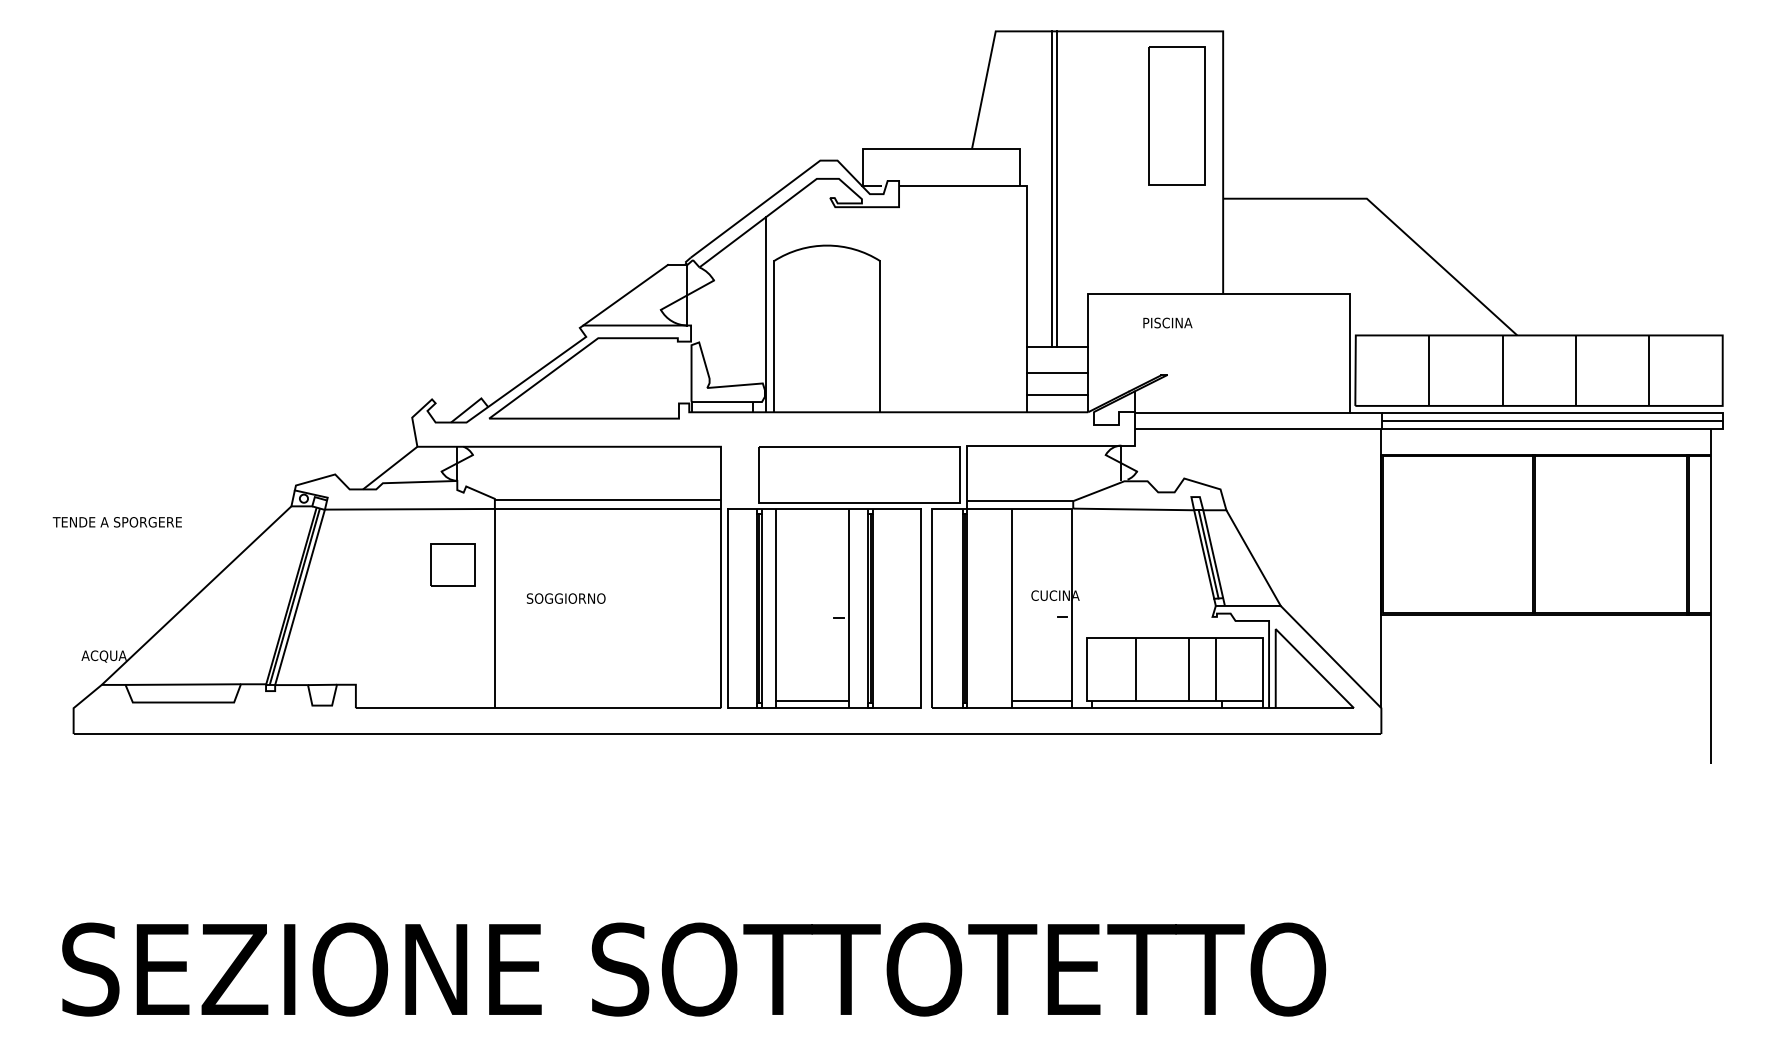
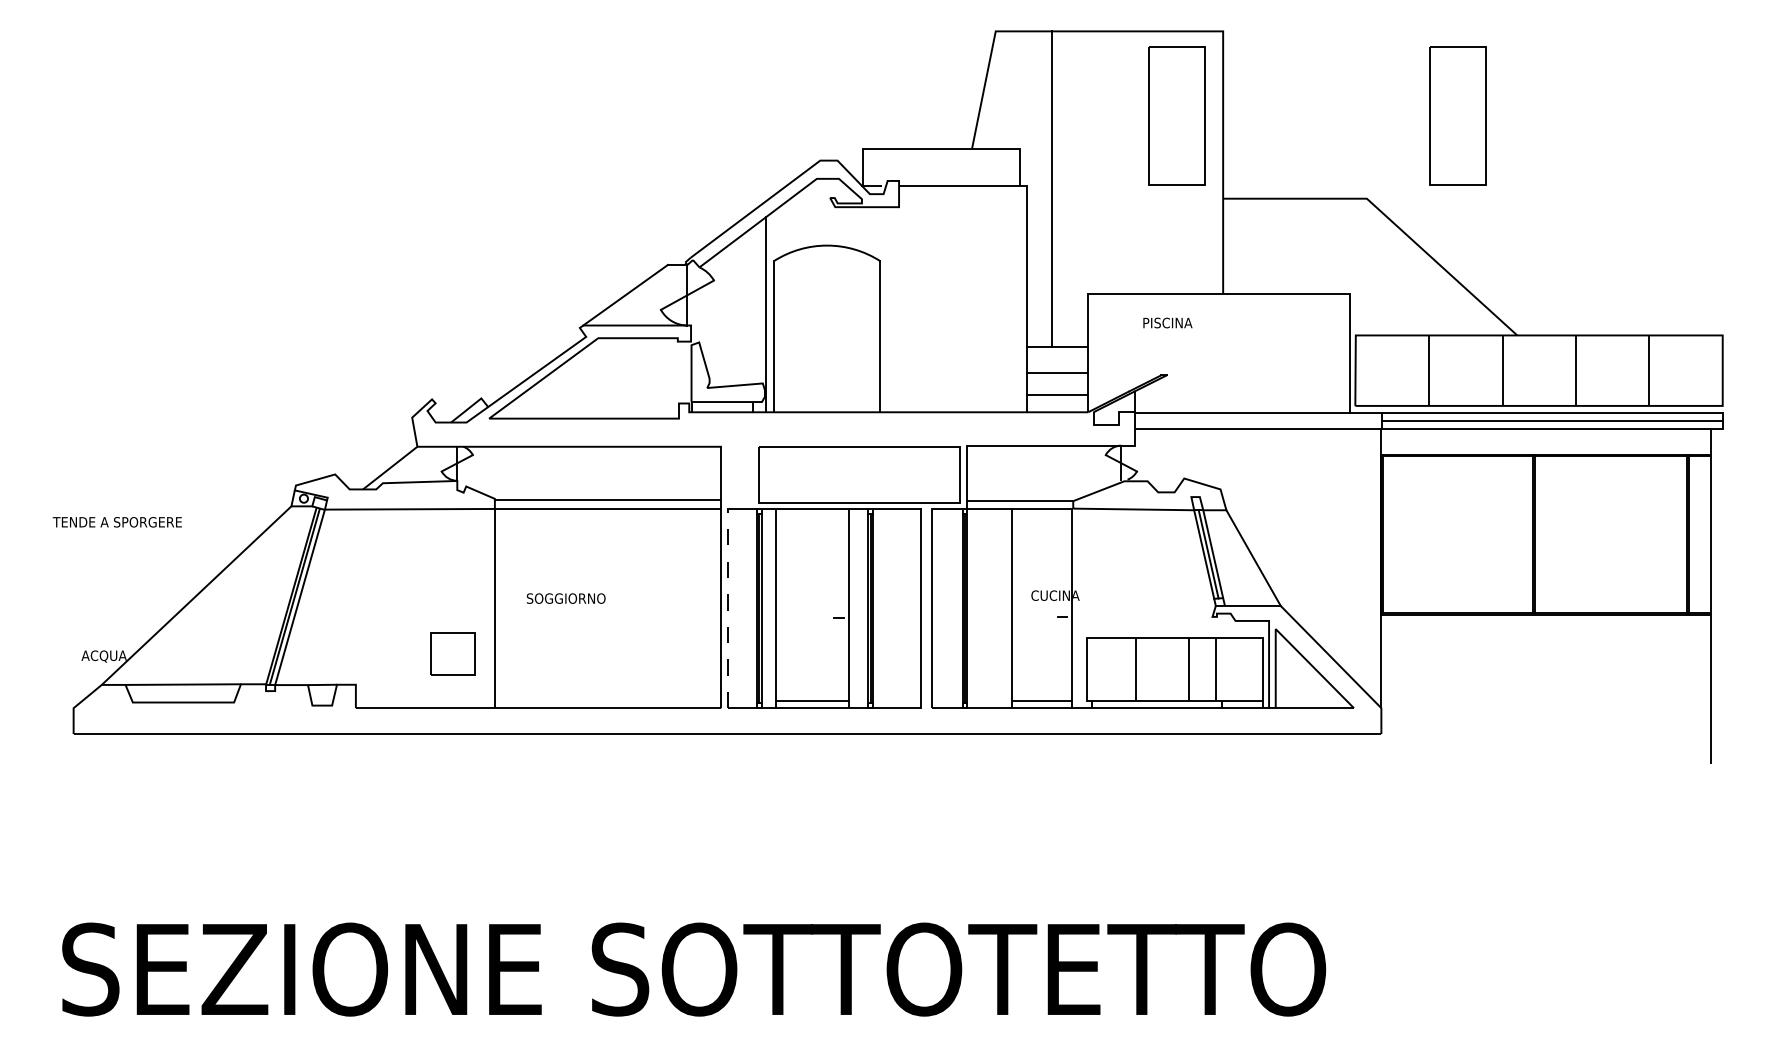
part: none -> present (1457, 115)
line: present -> none (1057, 188)
part position: (452, 564) -> (452, 653) (452, 653)
line: solid -> dashed (727, 608)
